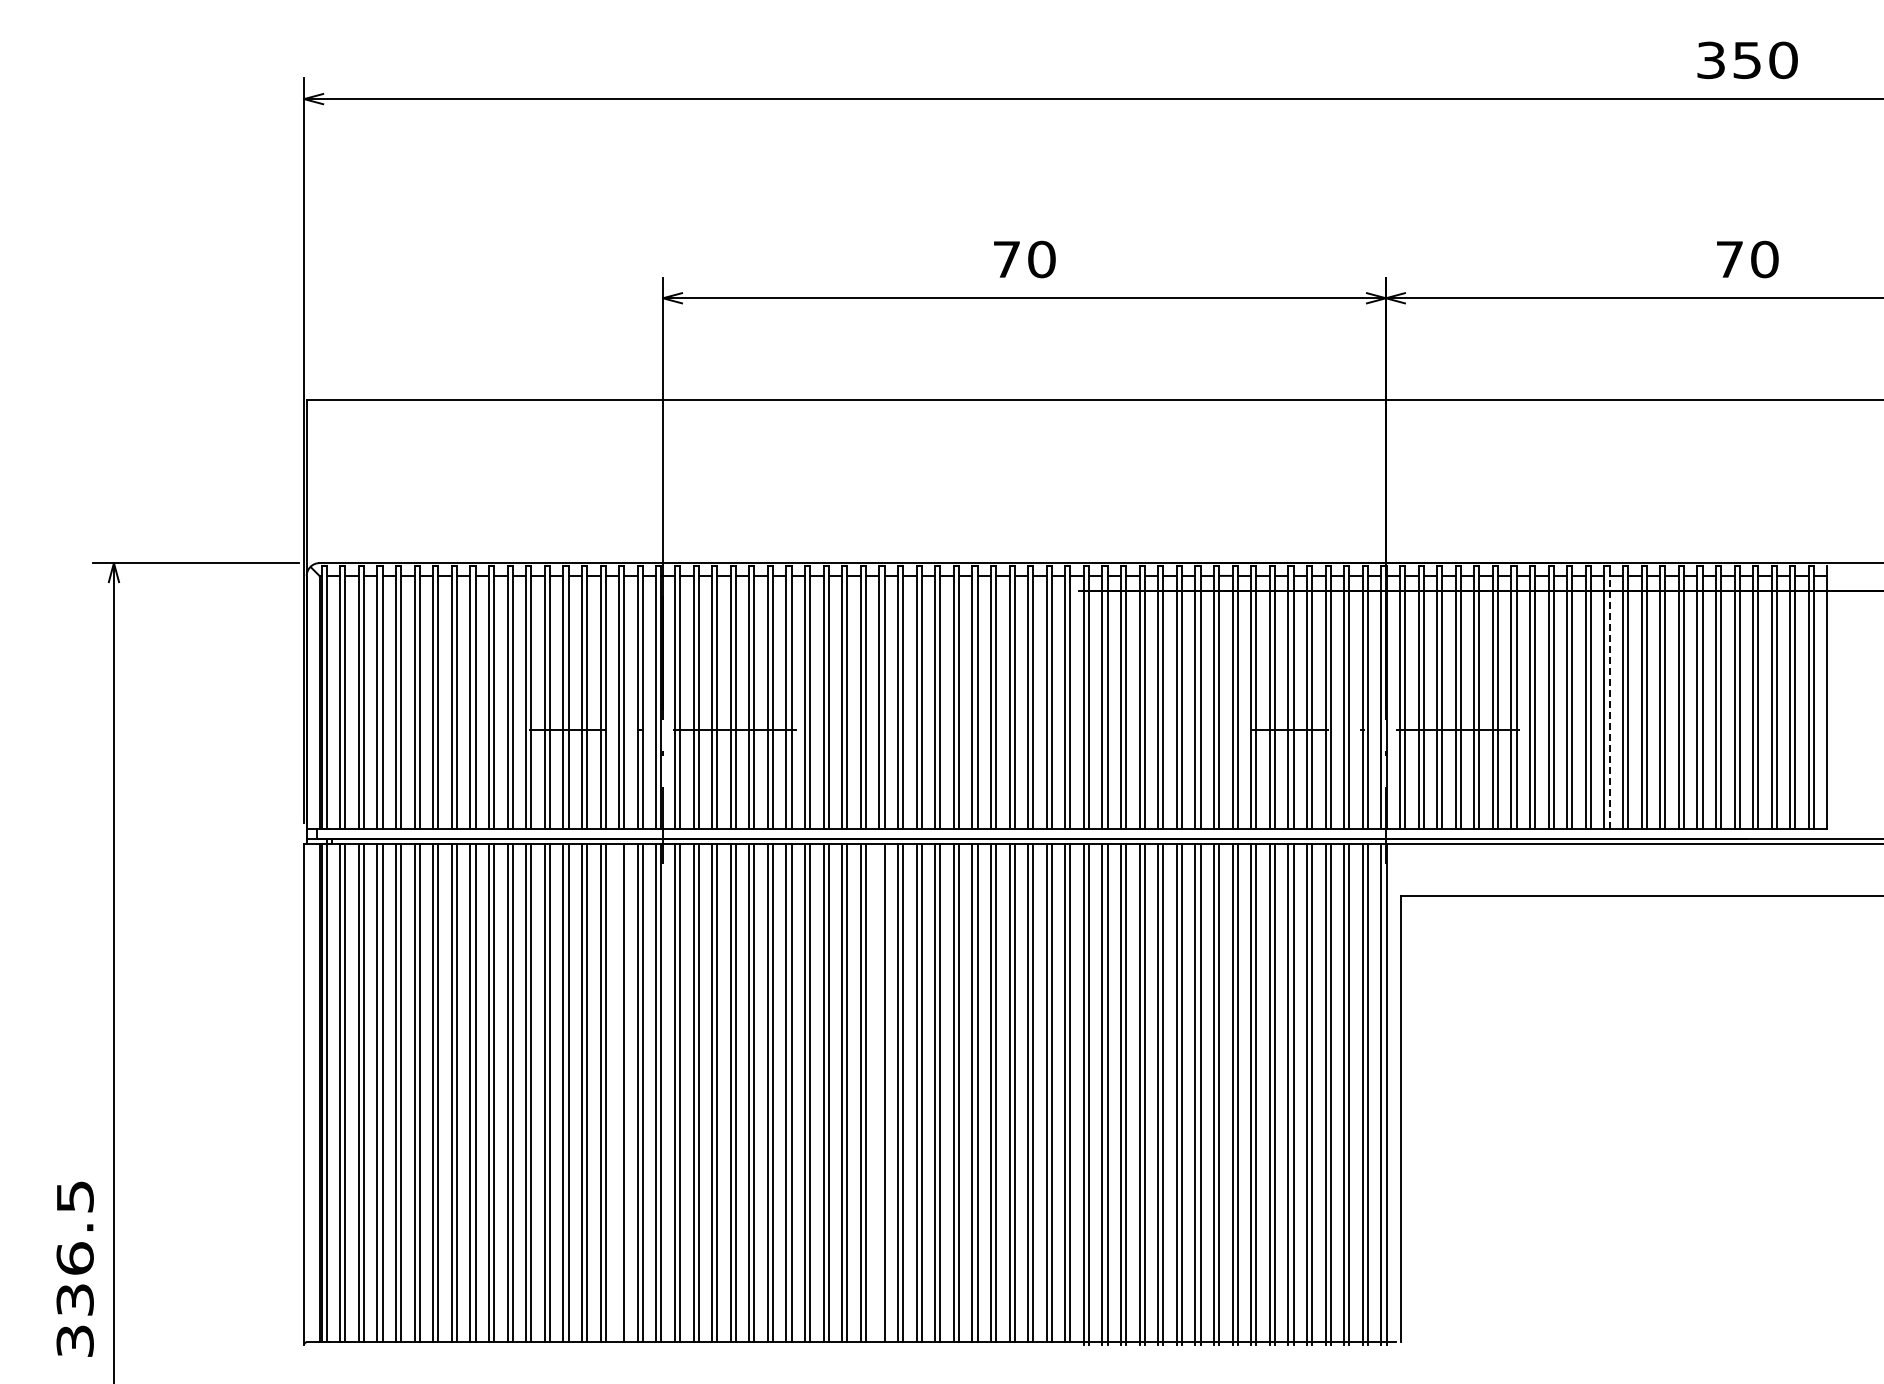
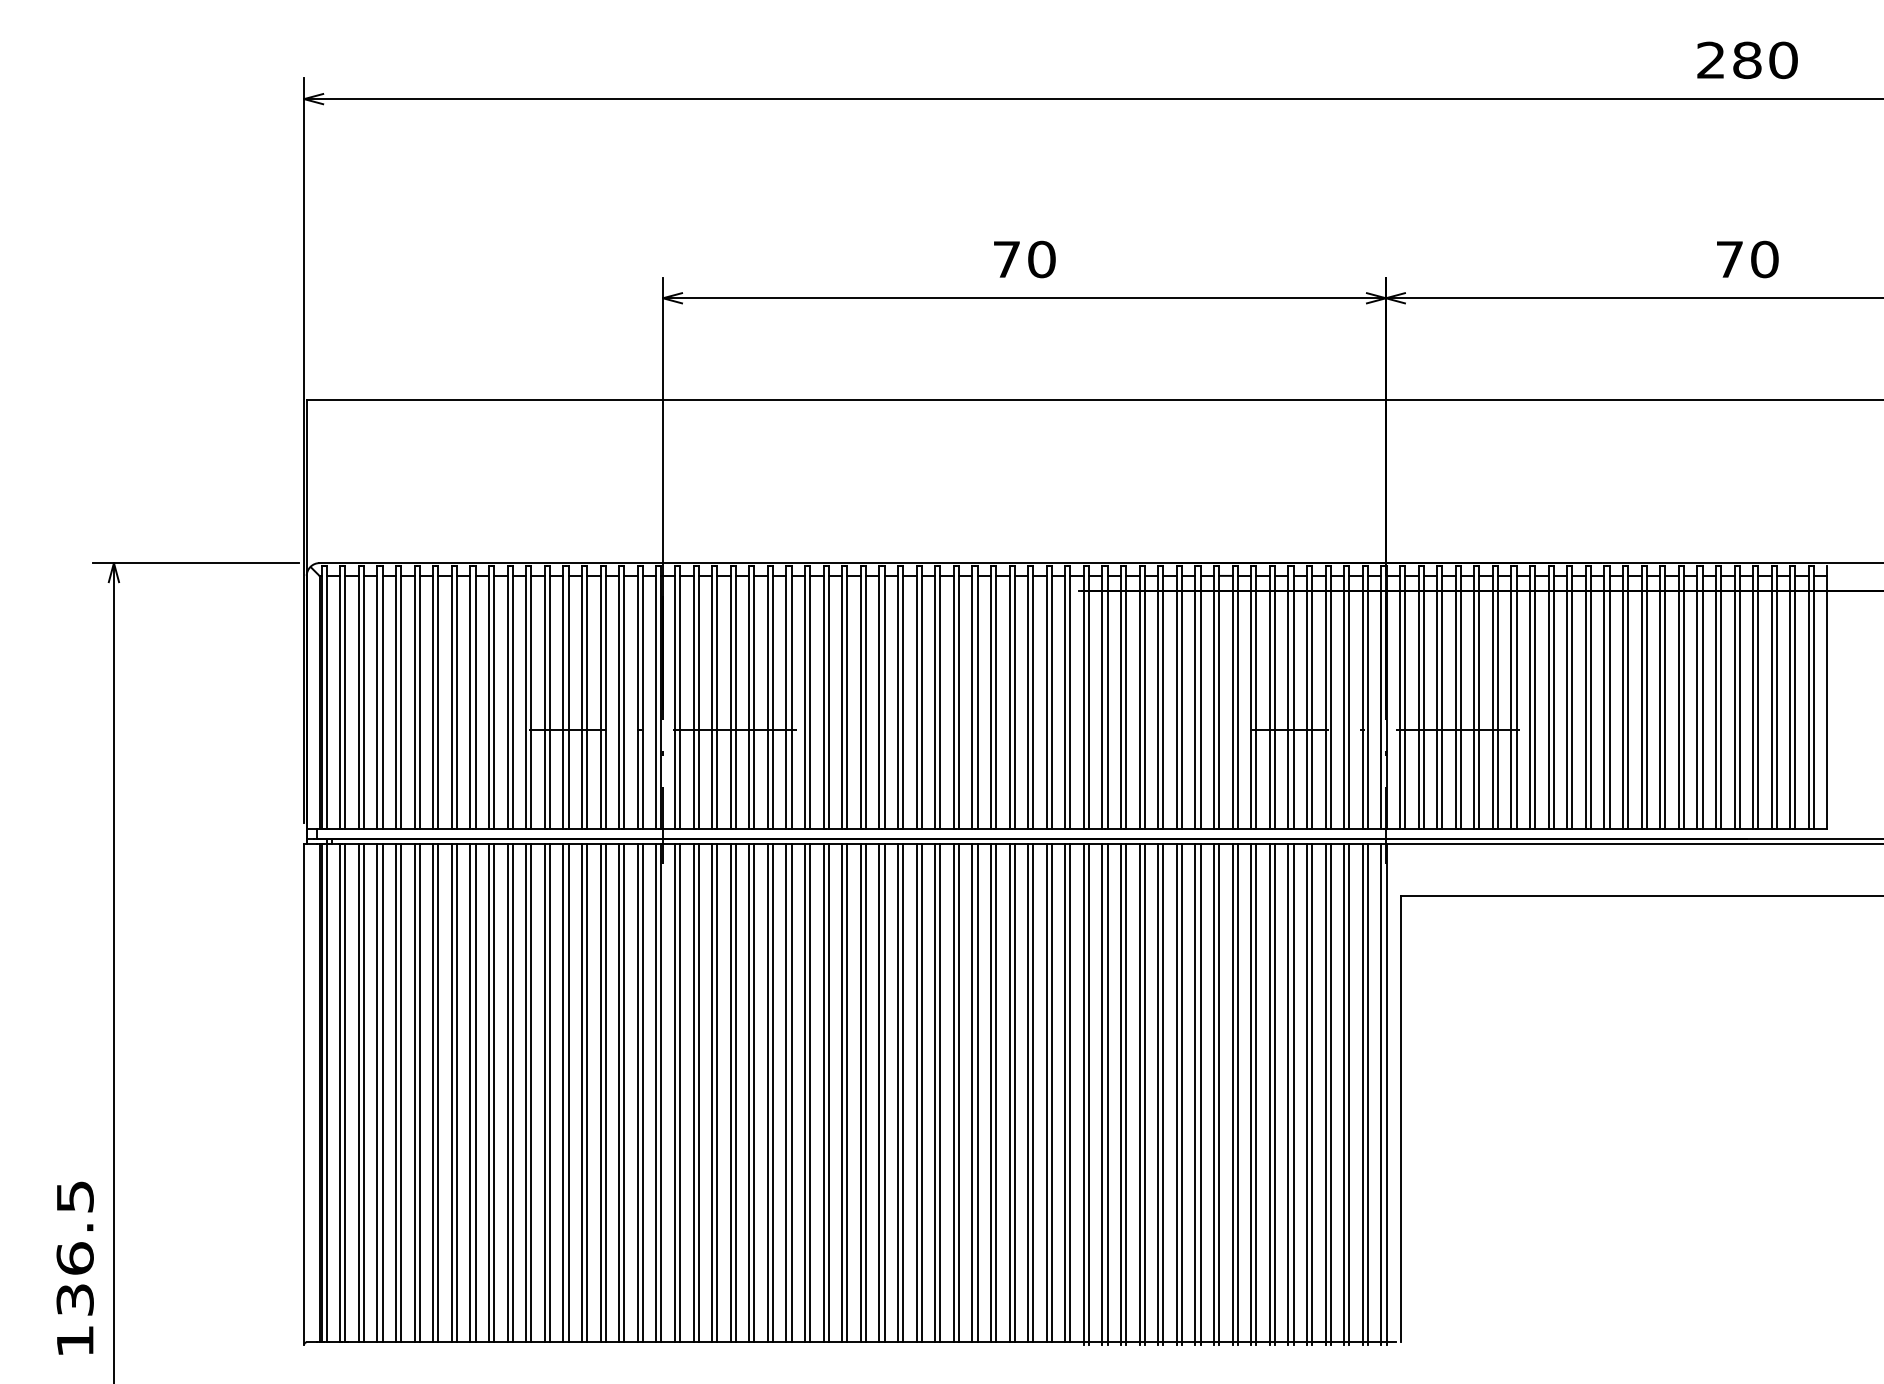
text: 350 -> 280 (1729, 60)
line: dashed -> solid (1609, 701)
line: none -> present (619, 1093)
line: none -> present (879, 1093)
text: 336.5 -> 136.5 (74, 1340)
